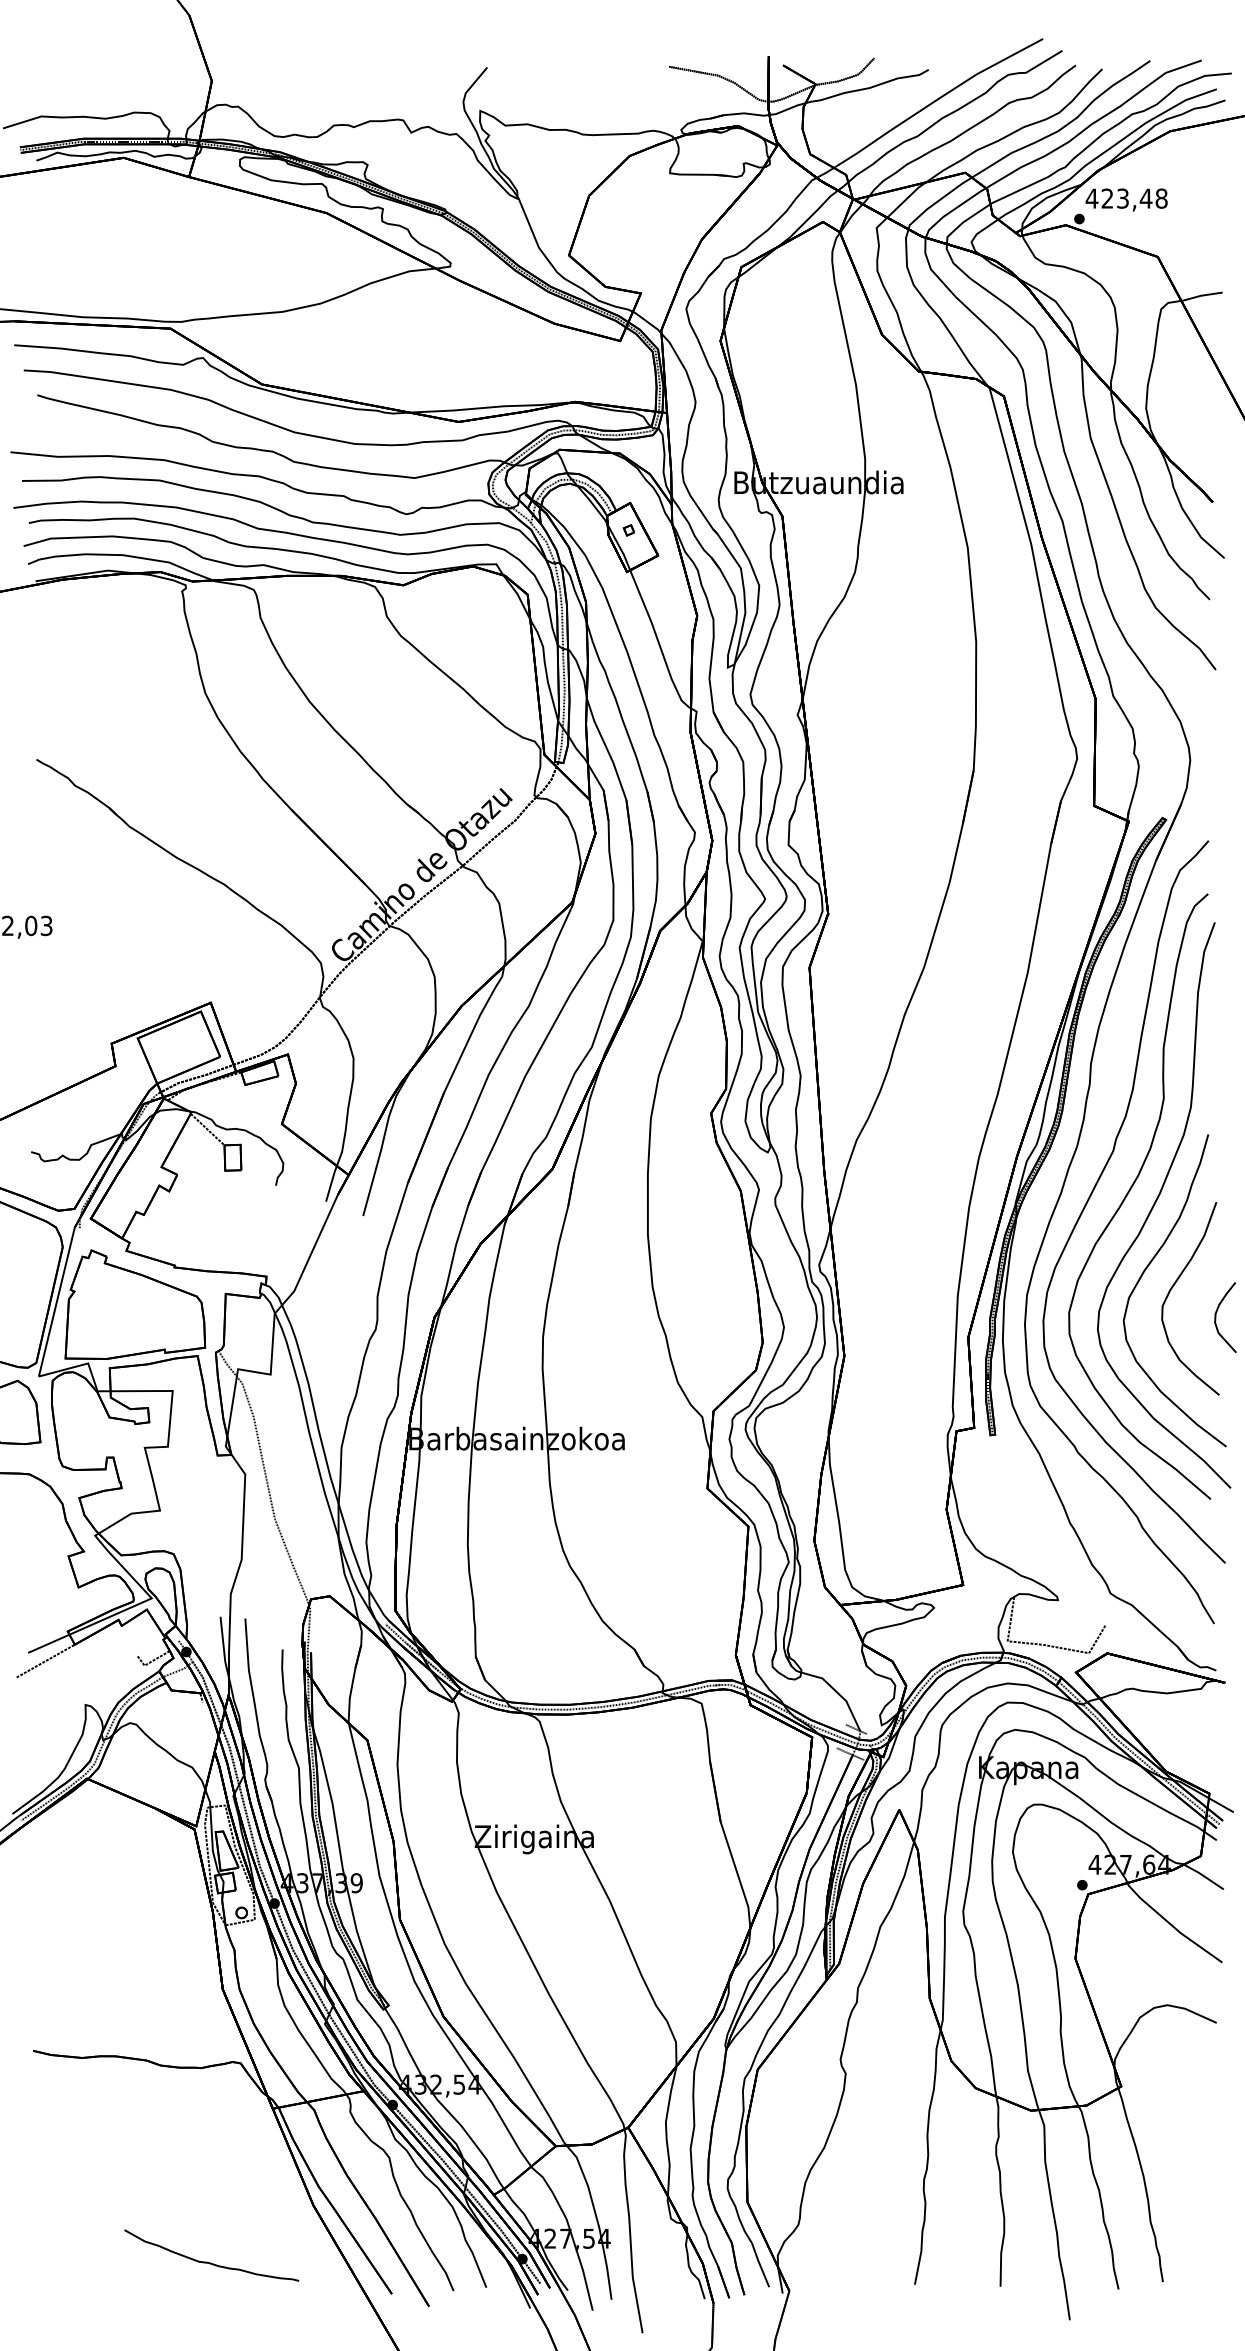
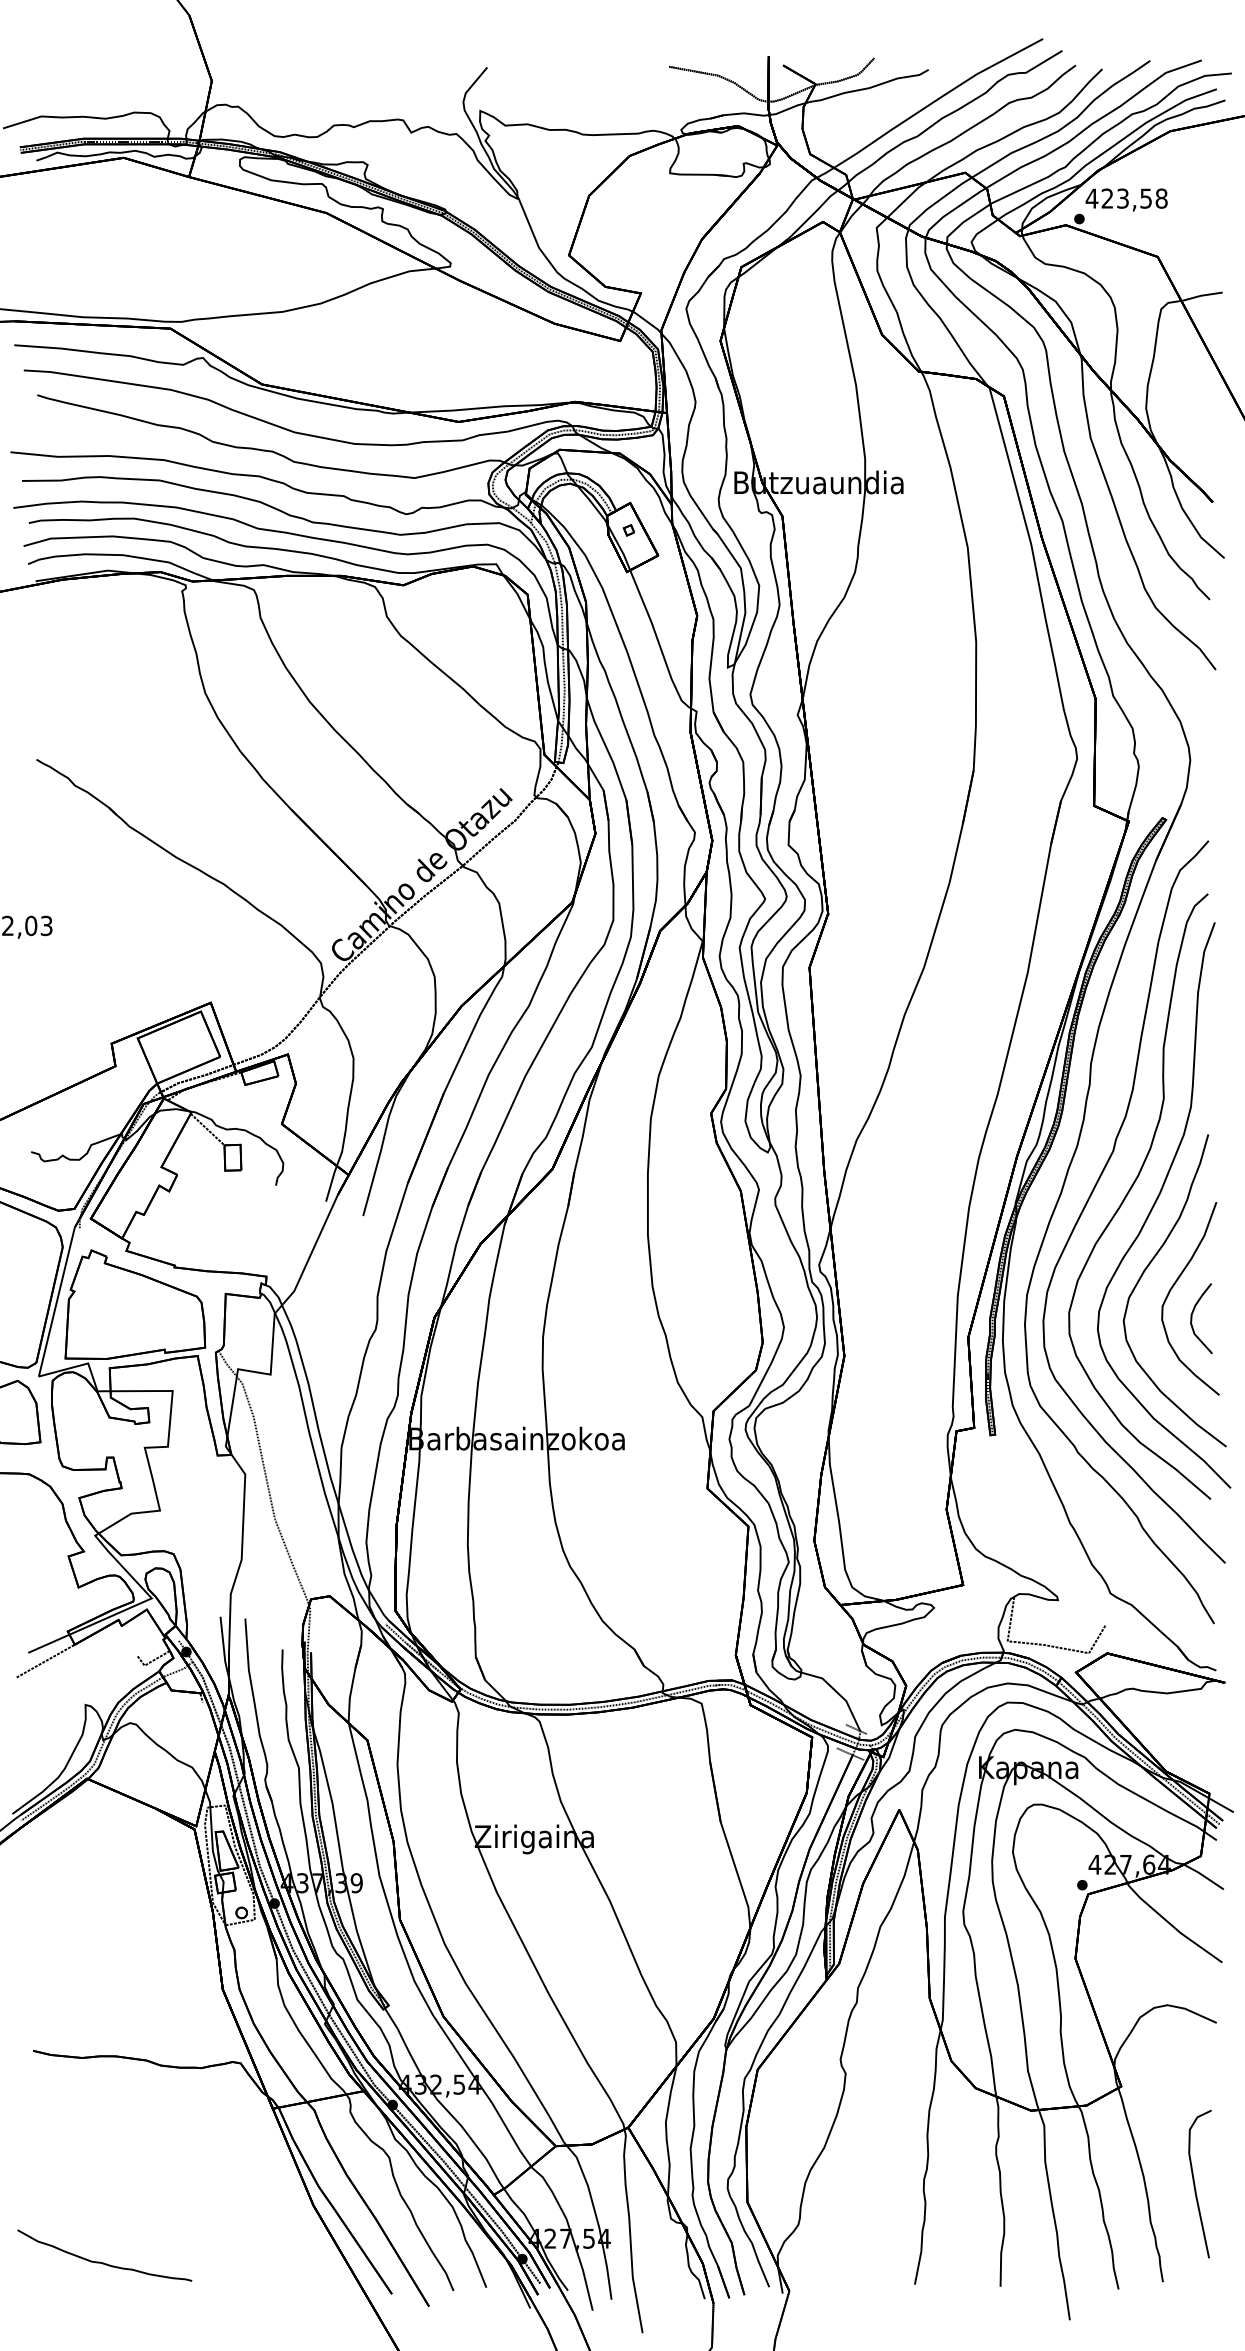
text: 423,48 -> 423,58 (1145, 198)
part position: (1216, 1317) -> (1192, 1318) (1192, 1318)
part: none -> present (1199, 2184)
part position: (211, 2262) -> (104, 2262) (104, 2262)
